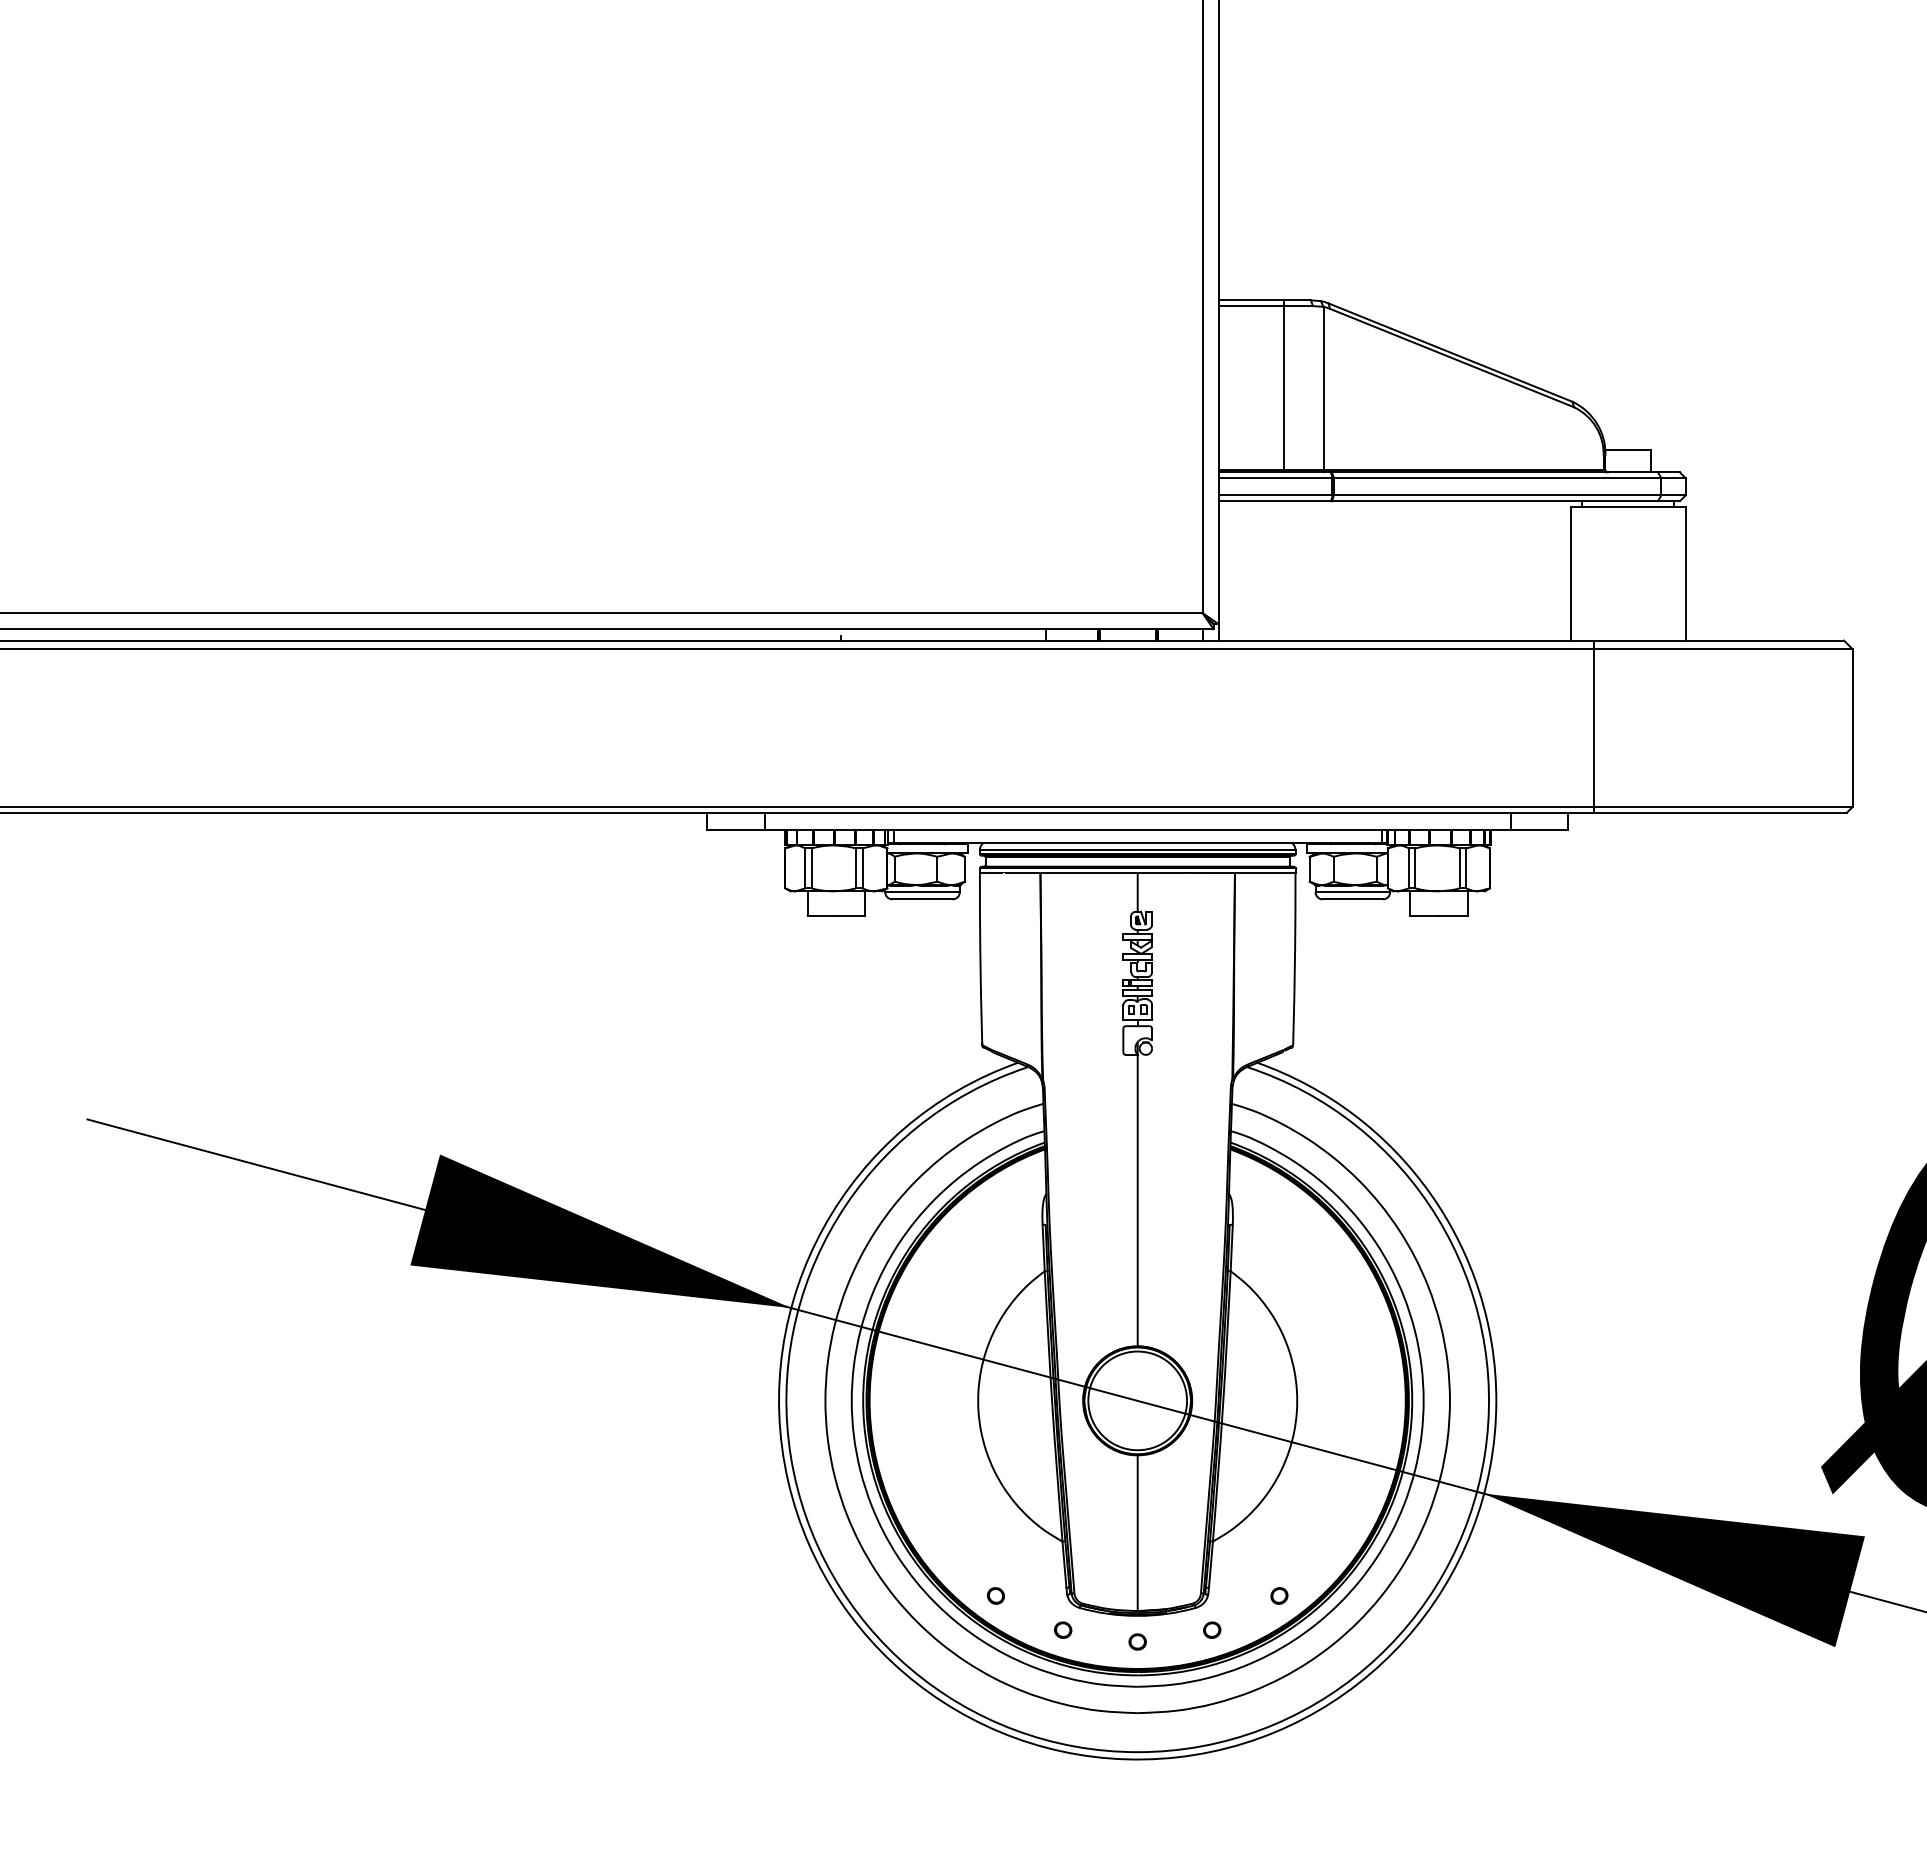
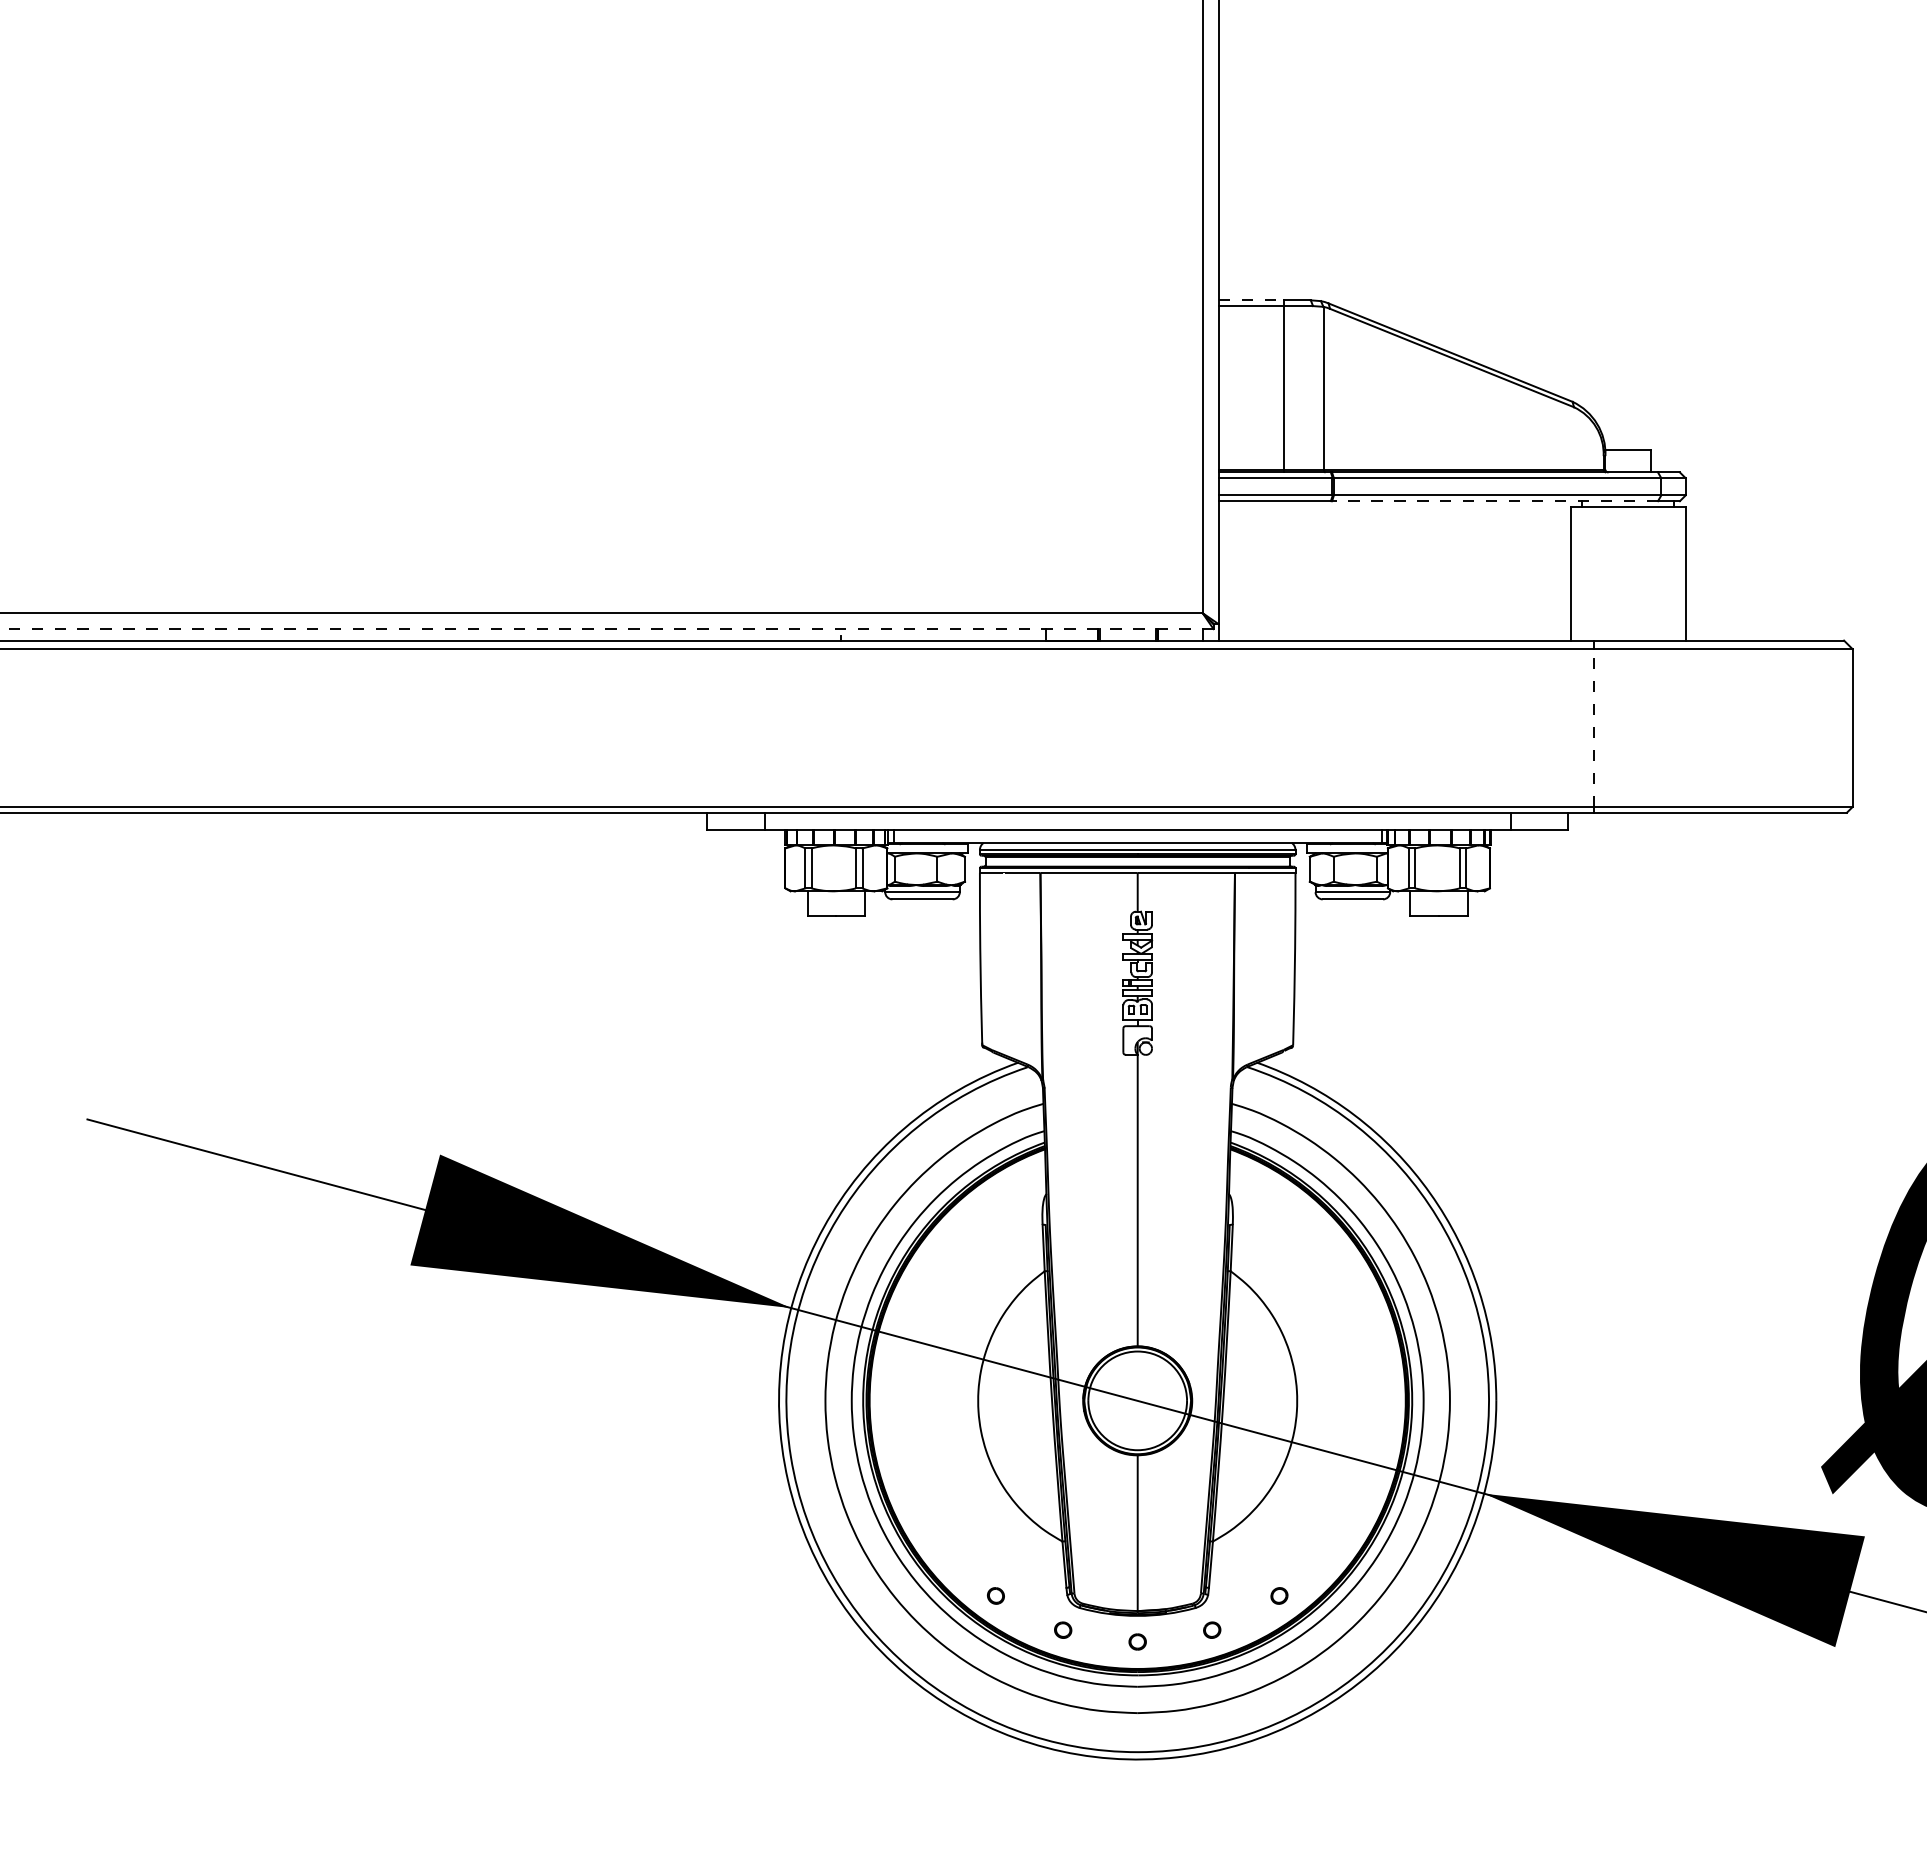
line: solid -> dashed (1251, 300)
line: solid -> dashed (1495, 501)
line: solid -> dashed (606, 629)
line: solid -> dashed (1594, 728)
